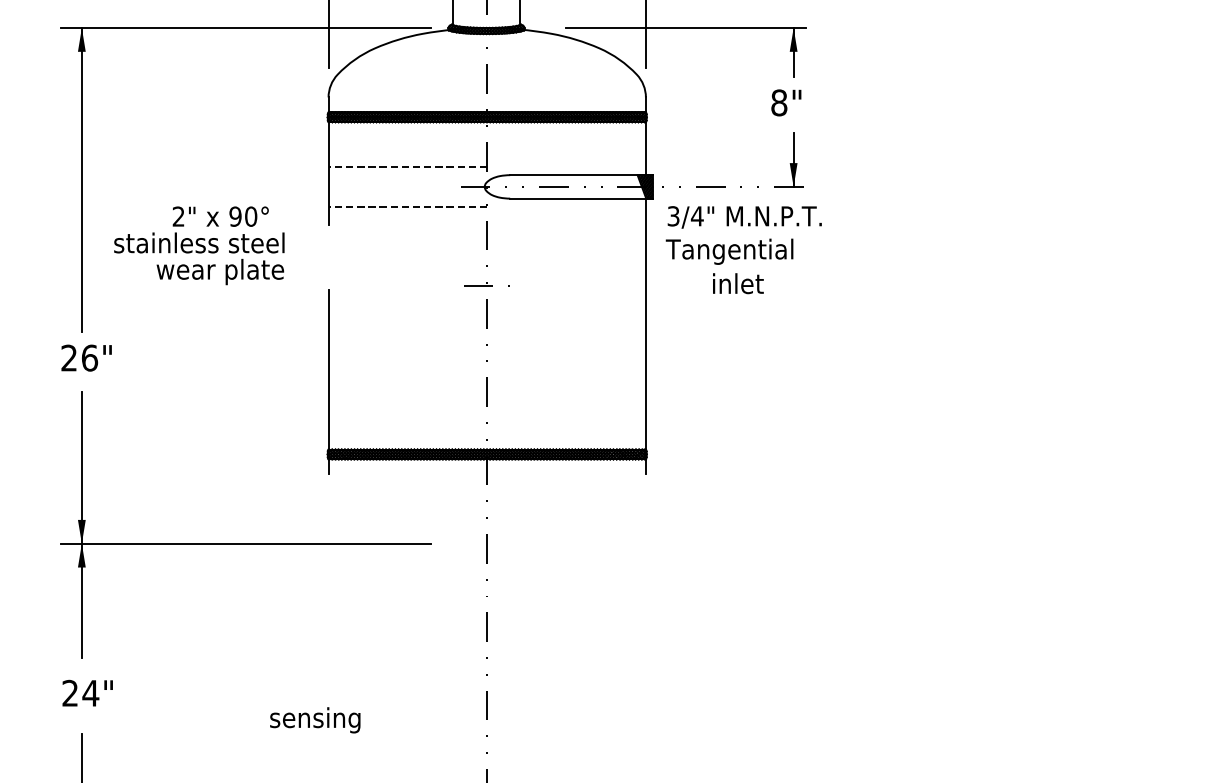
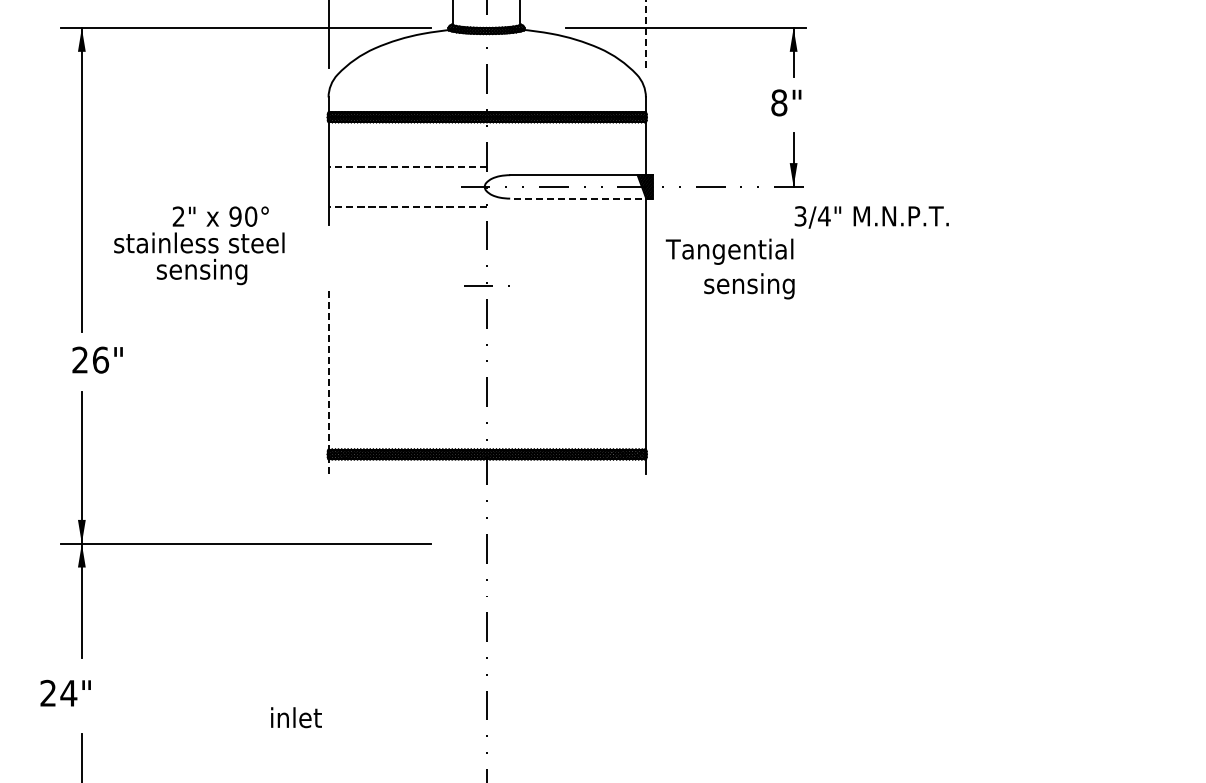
line: solid -> dashed (645, 34)
line: solid -> dashed (580, 198)
text position: (744, 217) -> (871, 217) (871, 217)
text: wear plate -> sensing (220, 271)
text: inlet -> sensing (749, 286)
text position: (86, 357) -> (97, 359) (97, 359)
line: solid -> dashed (328, 381)
text position: (87, 692) -> (65, 692) (65, 692)
text: sensing -> inlet (315, 720)
